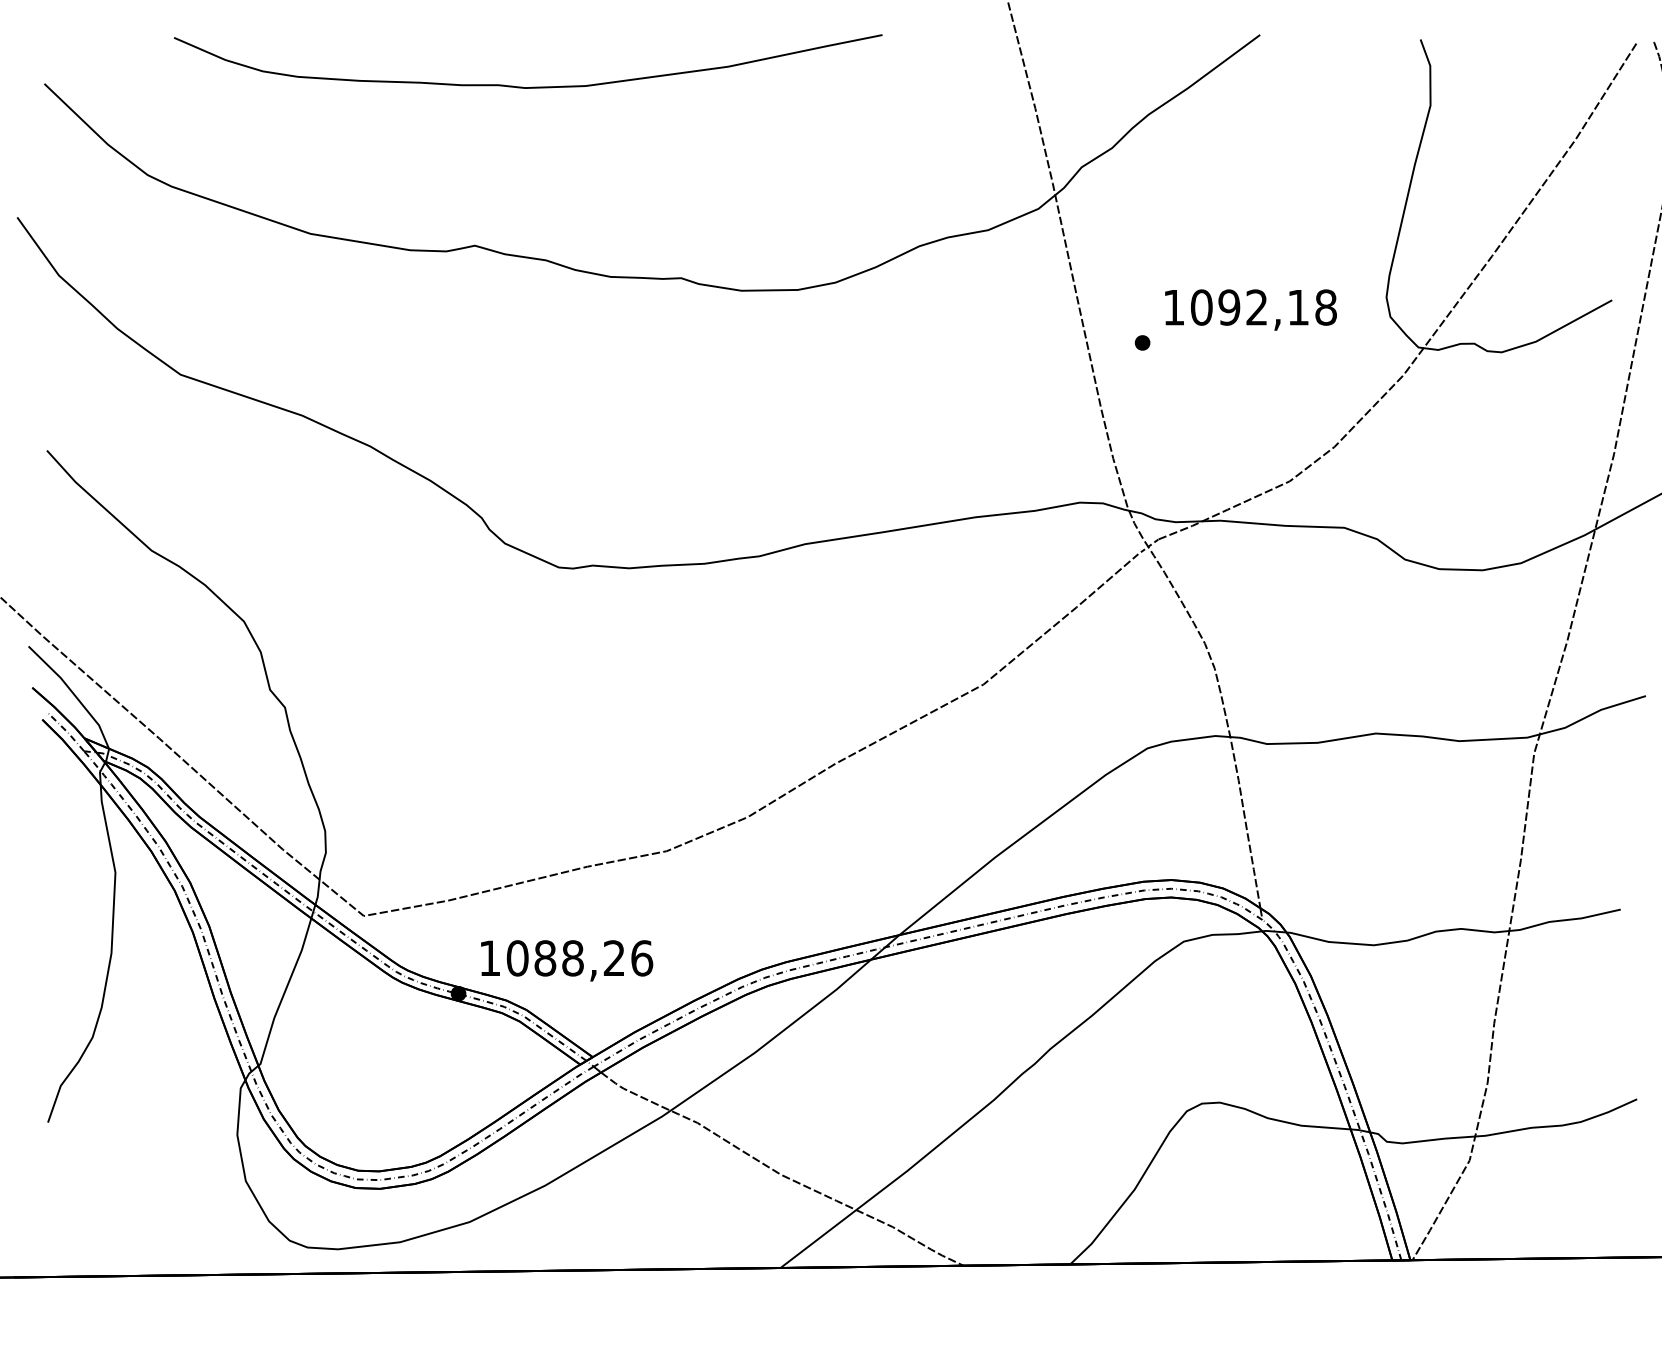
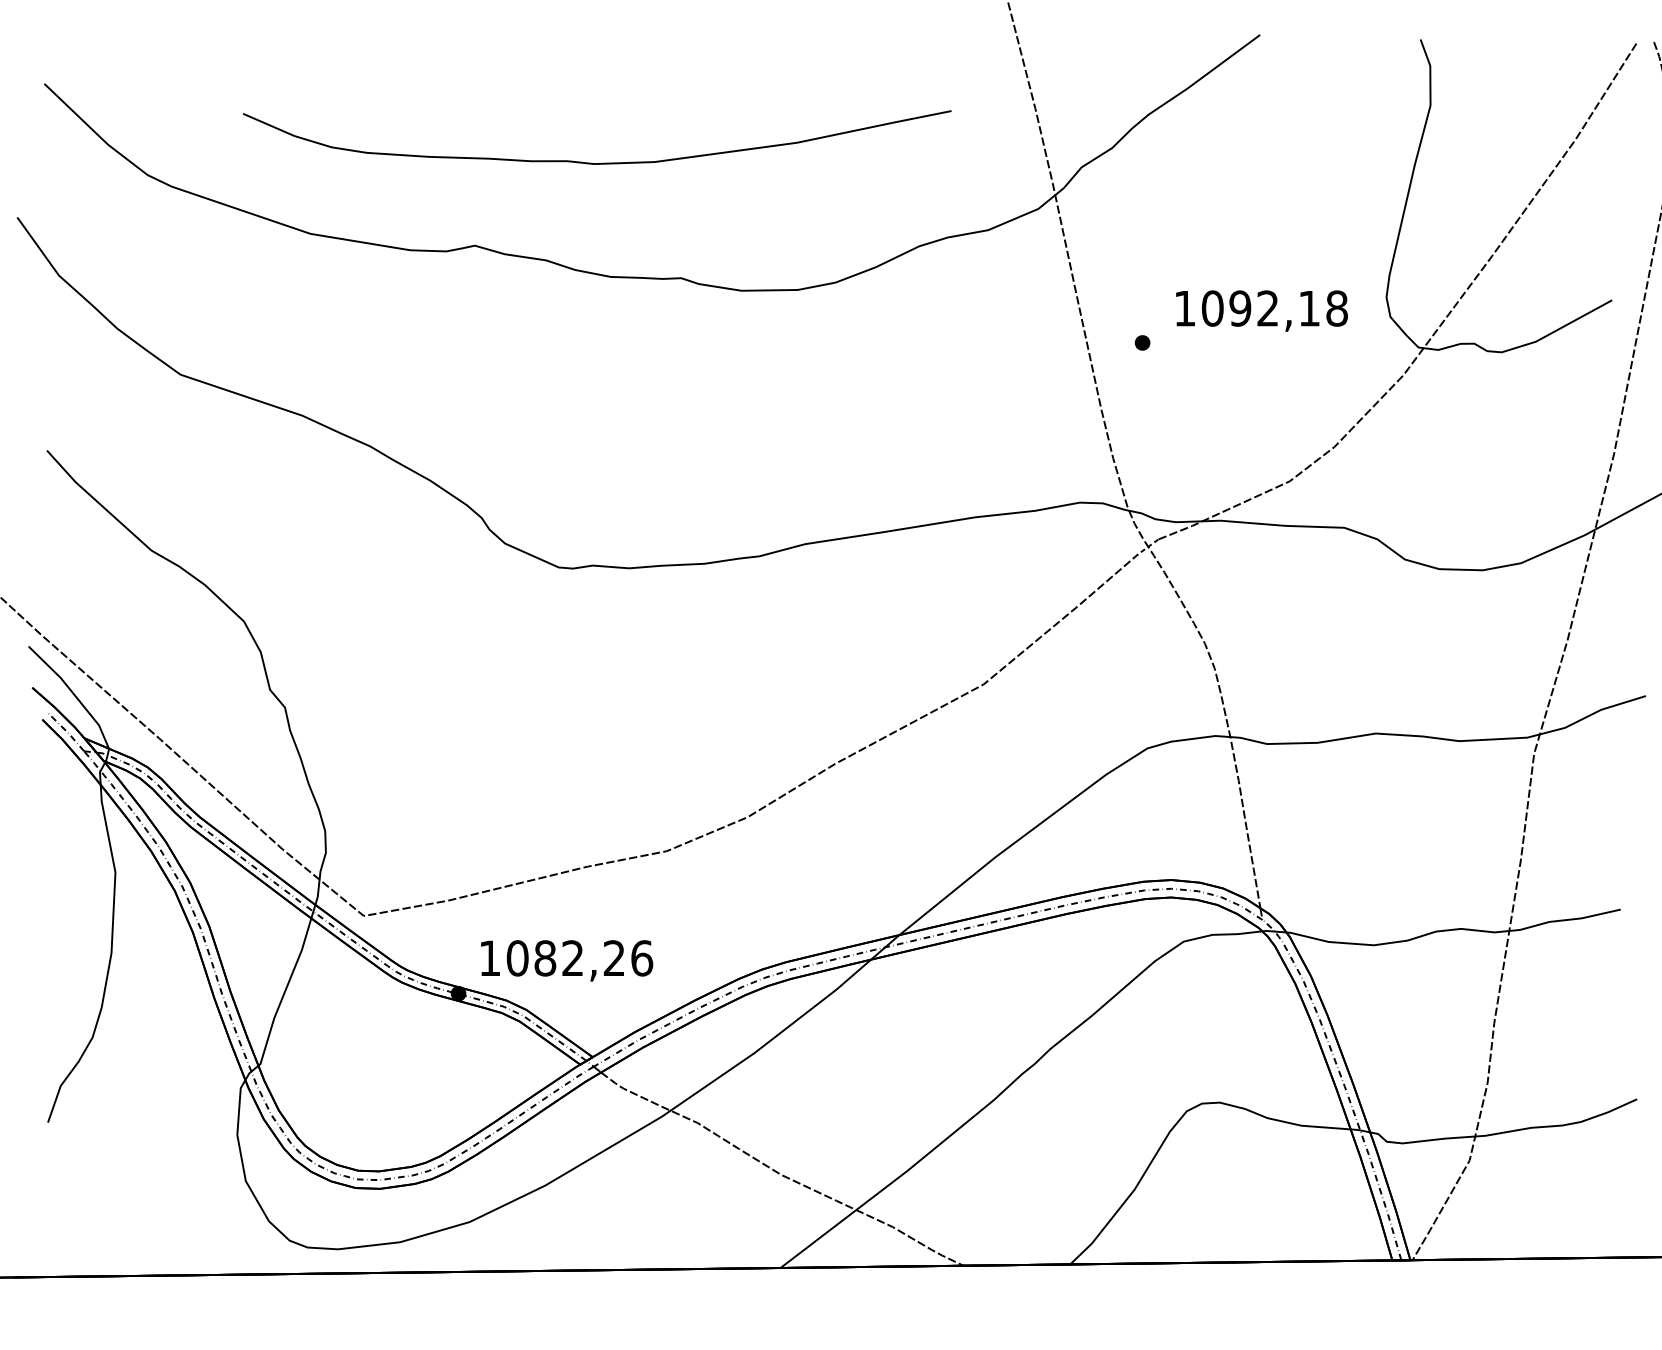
curve position: (532, 86) -> (601, 162) (601, 162)
text position: (1250, 309) -> (1261, 310) (1261, 310)
text: 1088,26 -> 1082,26 (572, 958)
